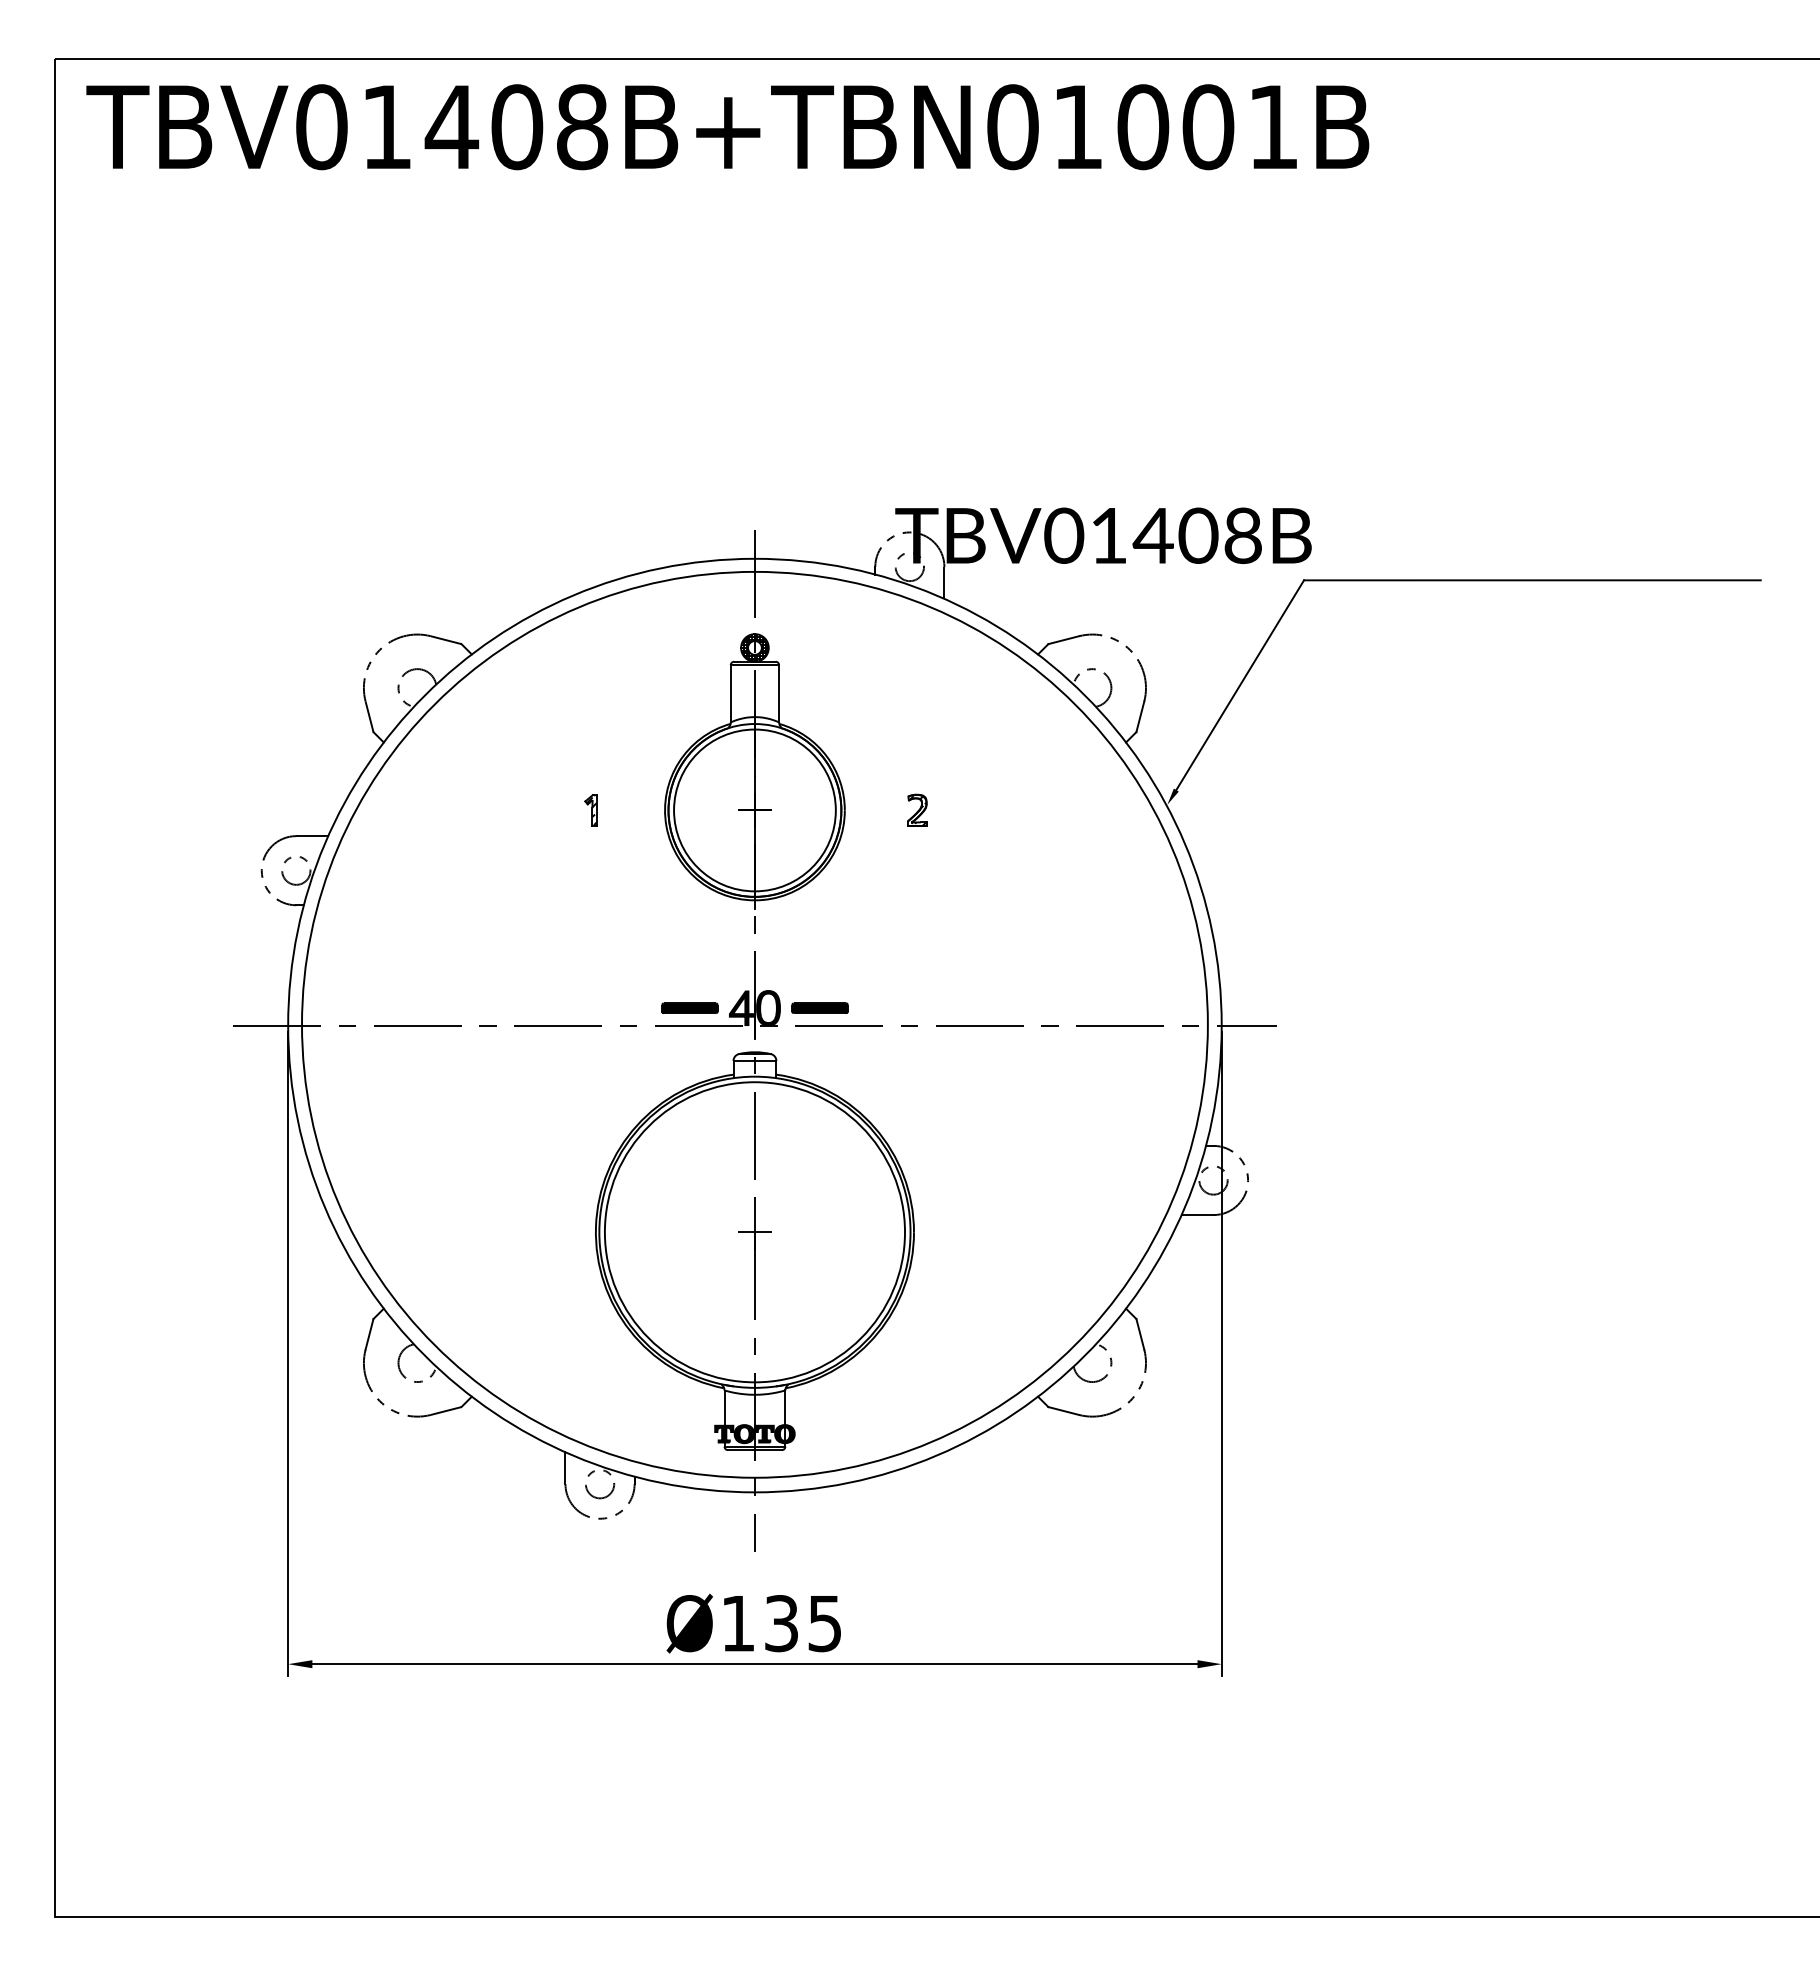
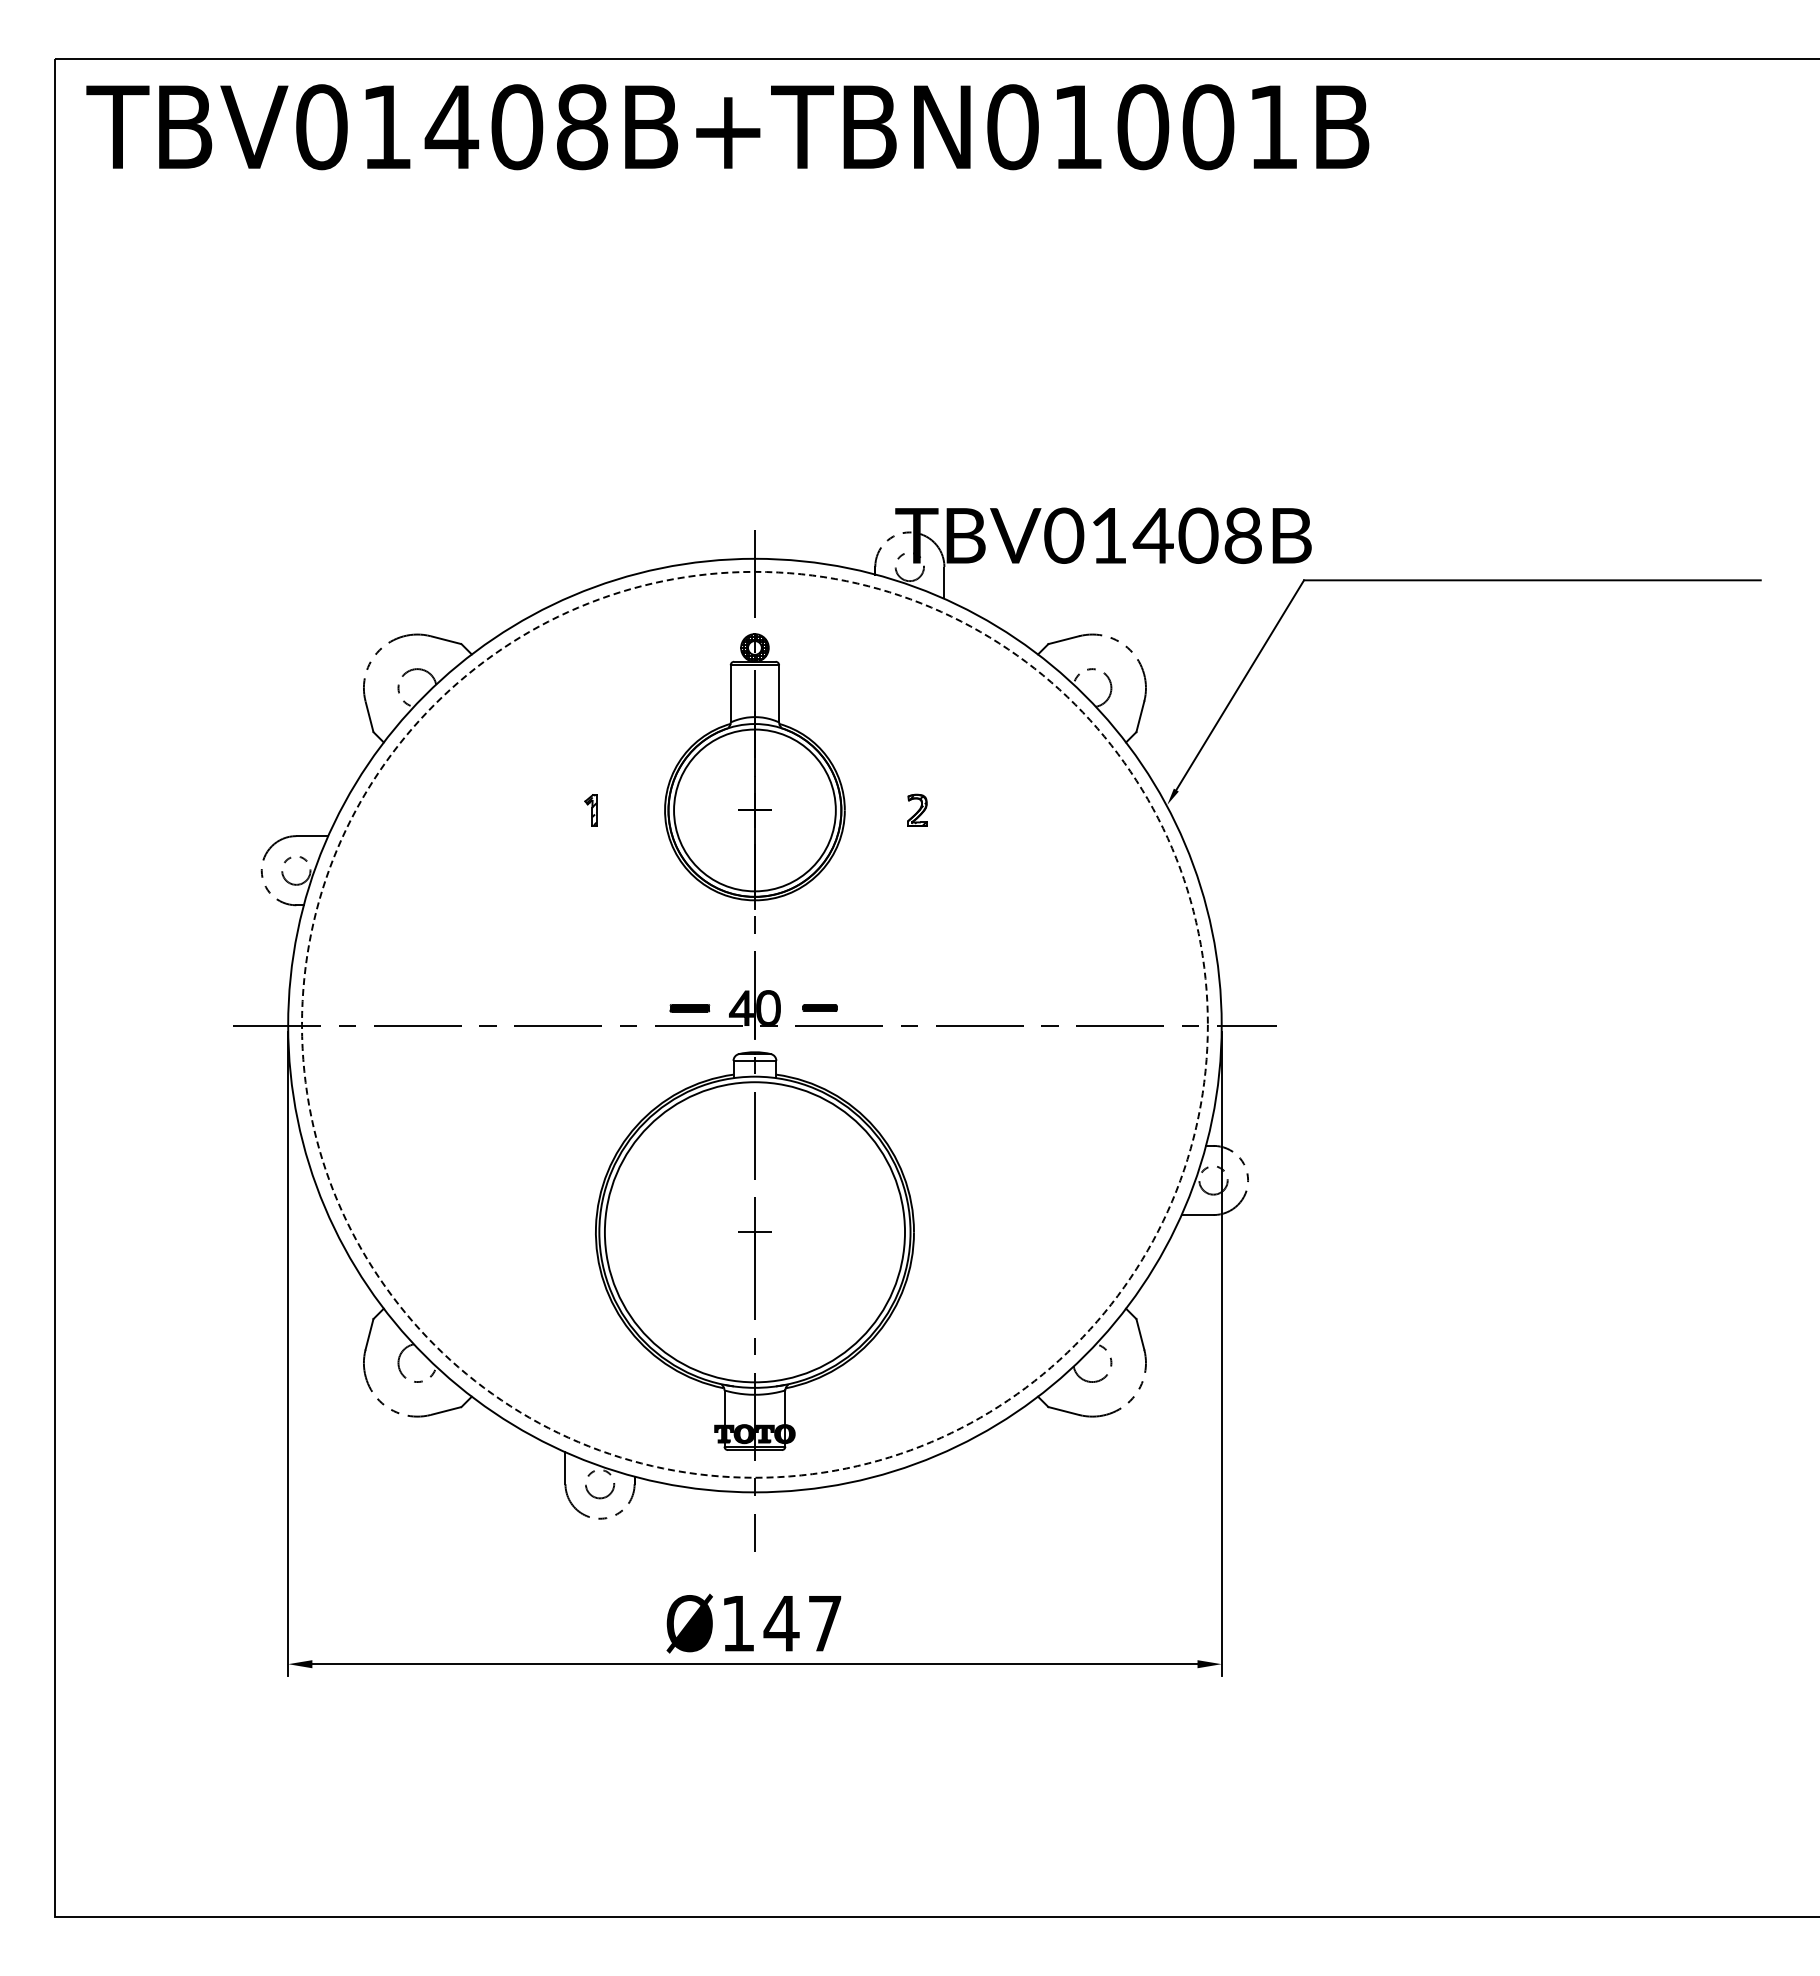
part size: 58x12 px -> 42x9 px (689, 1008)
part size: 58x12 px -> 36x8 px (819, 1007)
circle: solid -> dashed (754, 1024)
text: Ø135 -> Ø147 (802, 1623)
